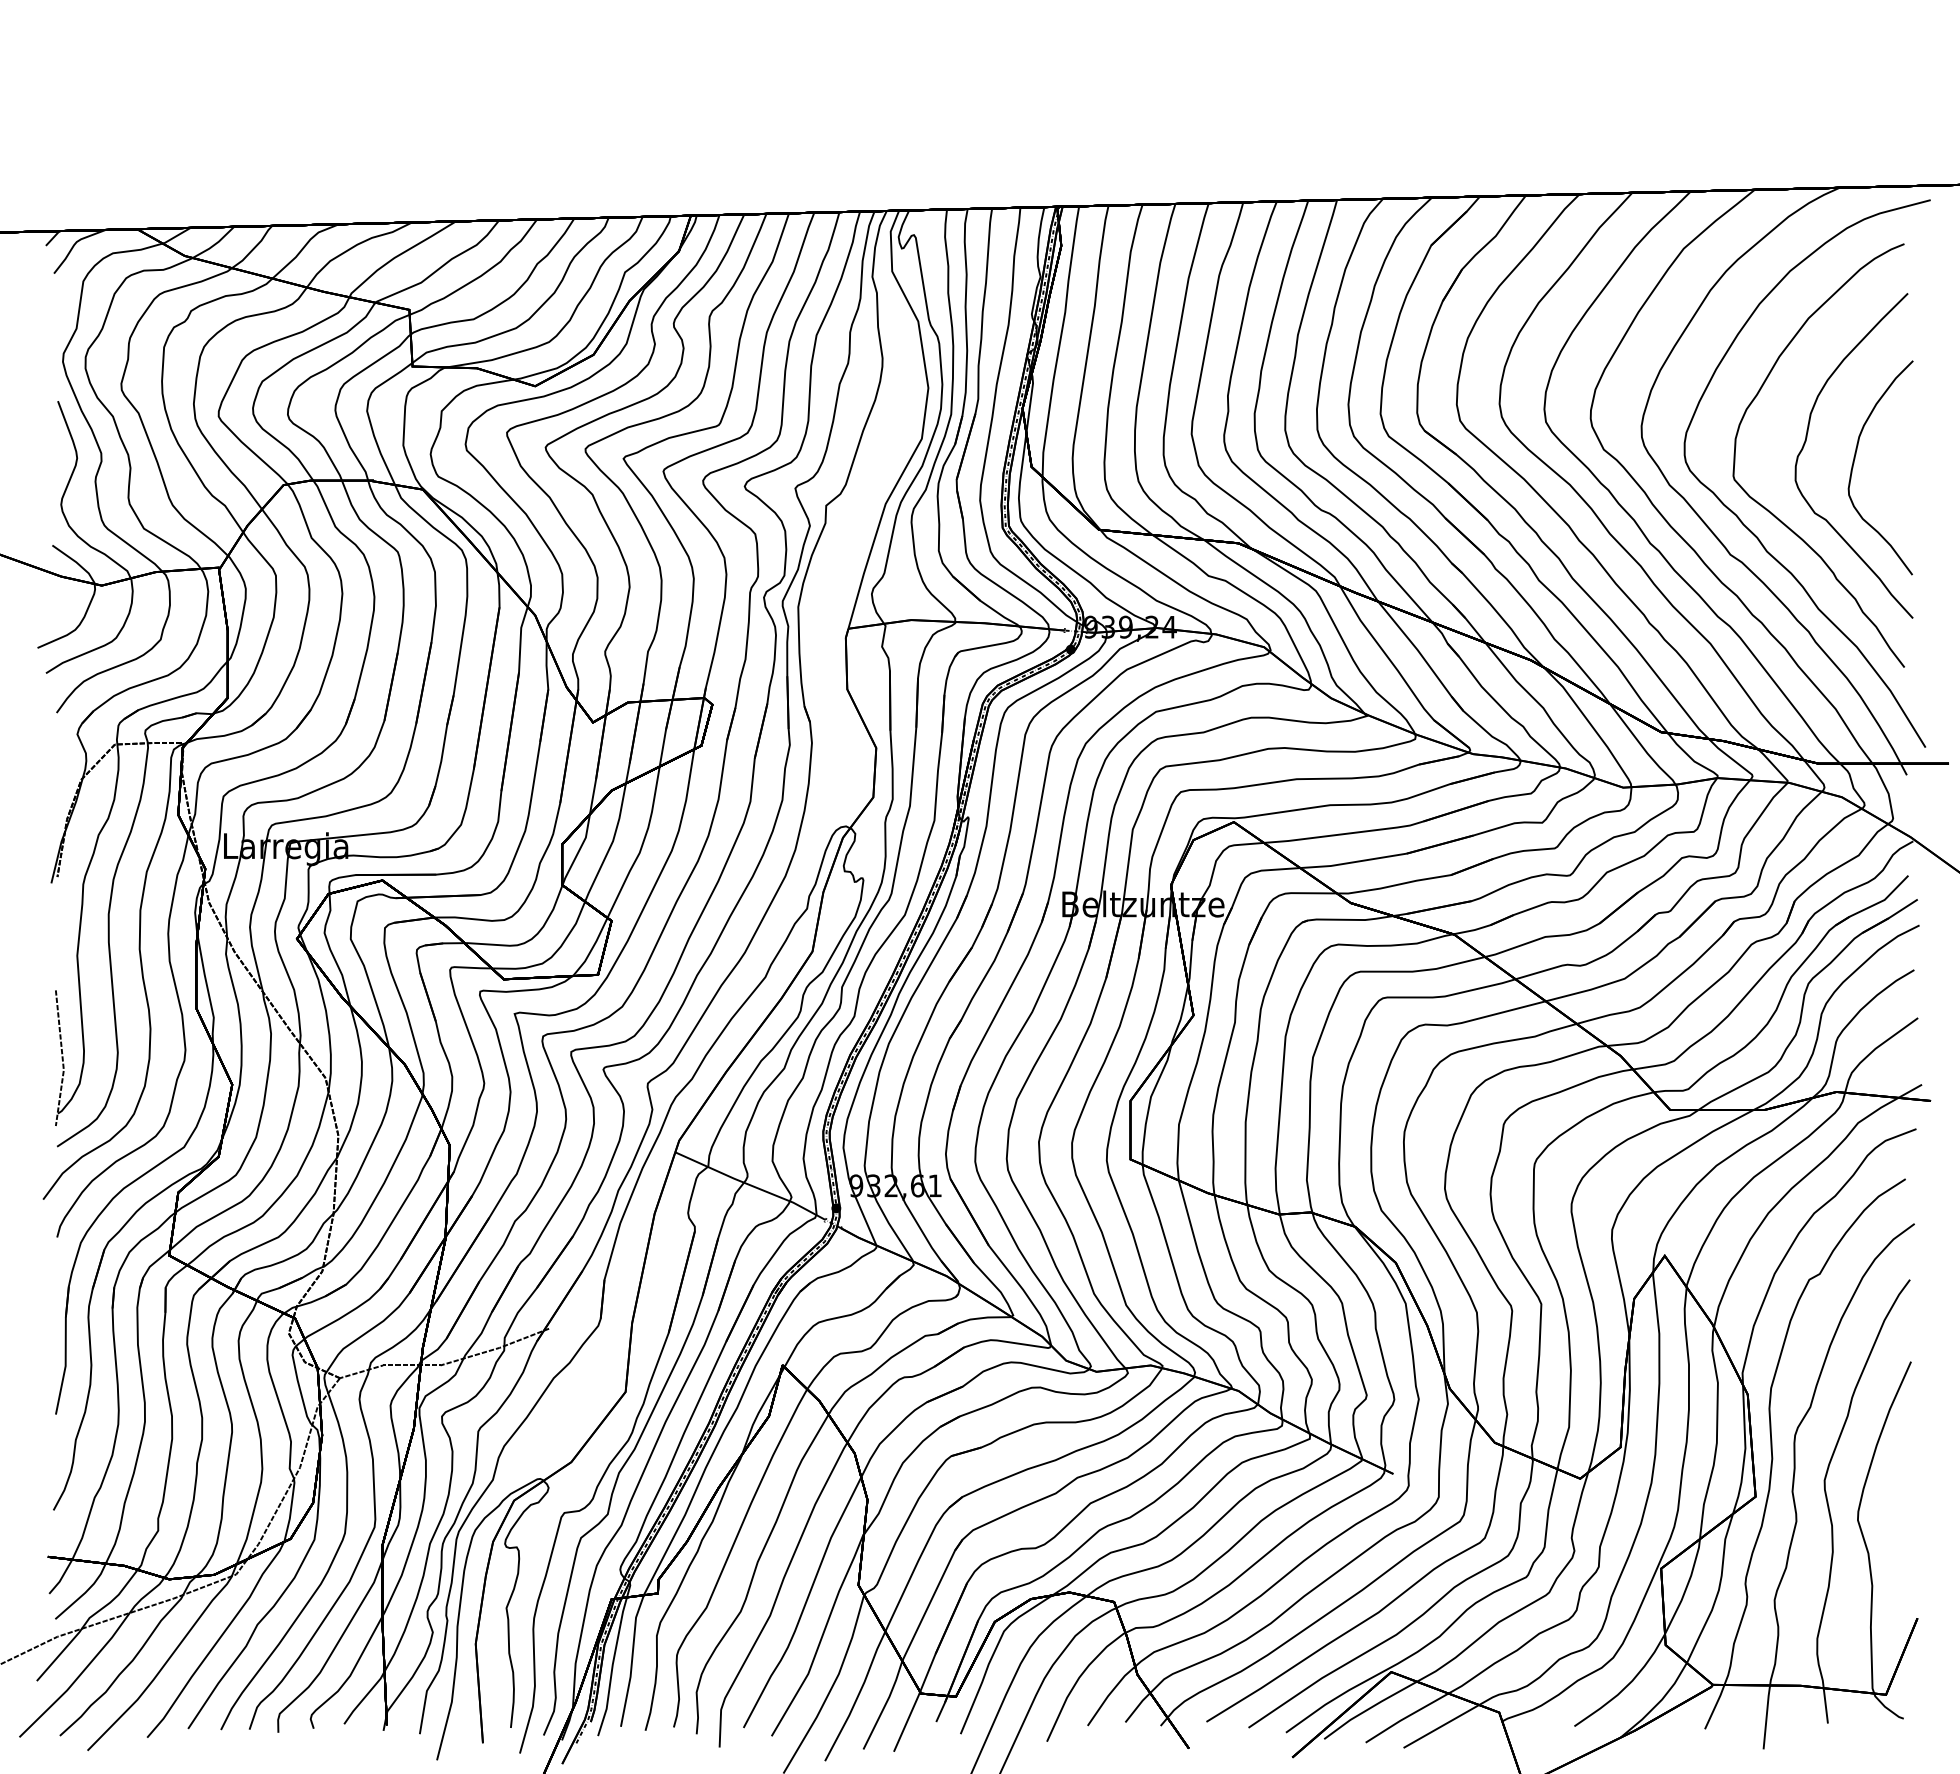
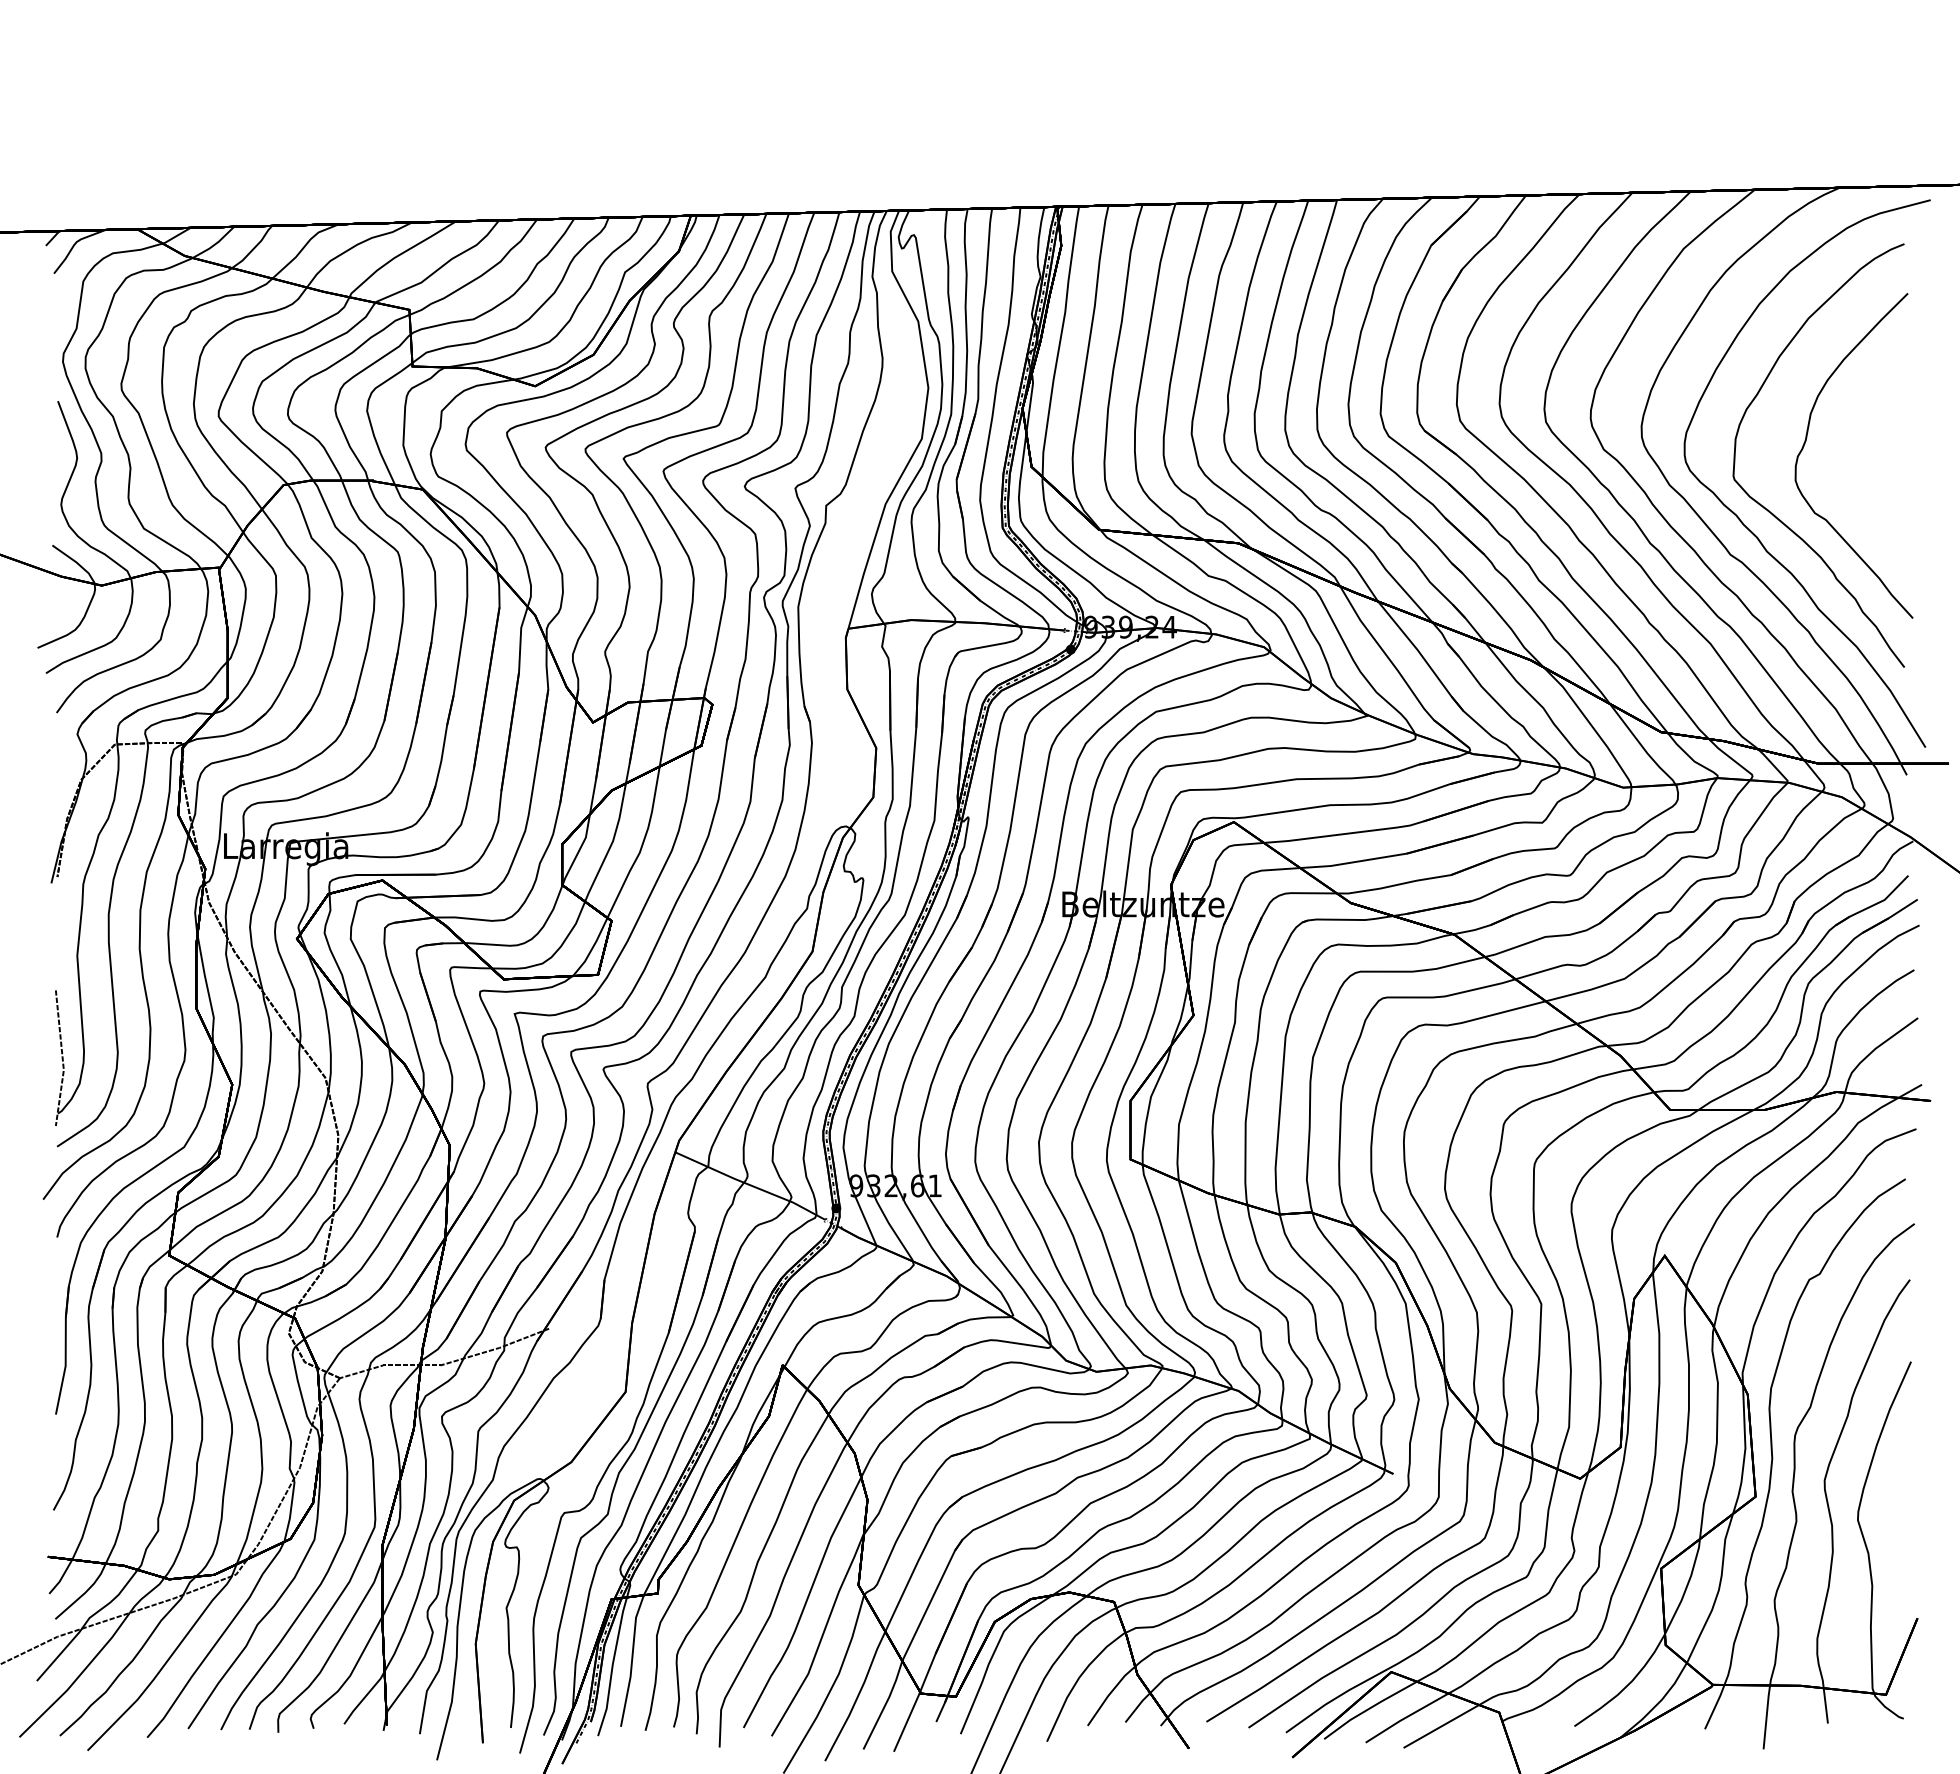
curve: present -> none (1855, 459)
